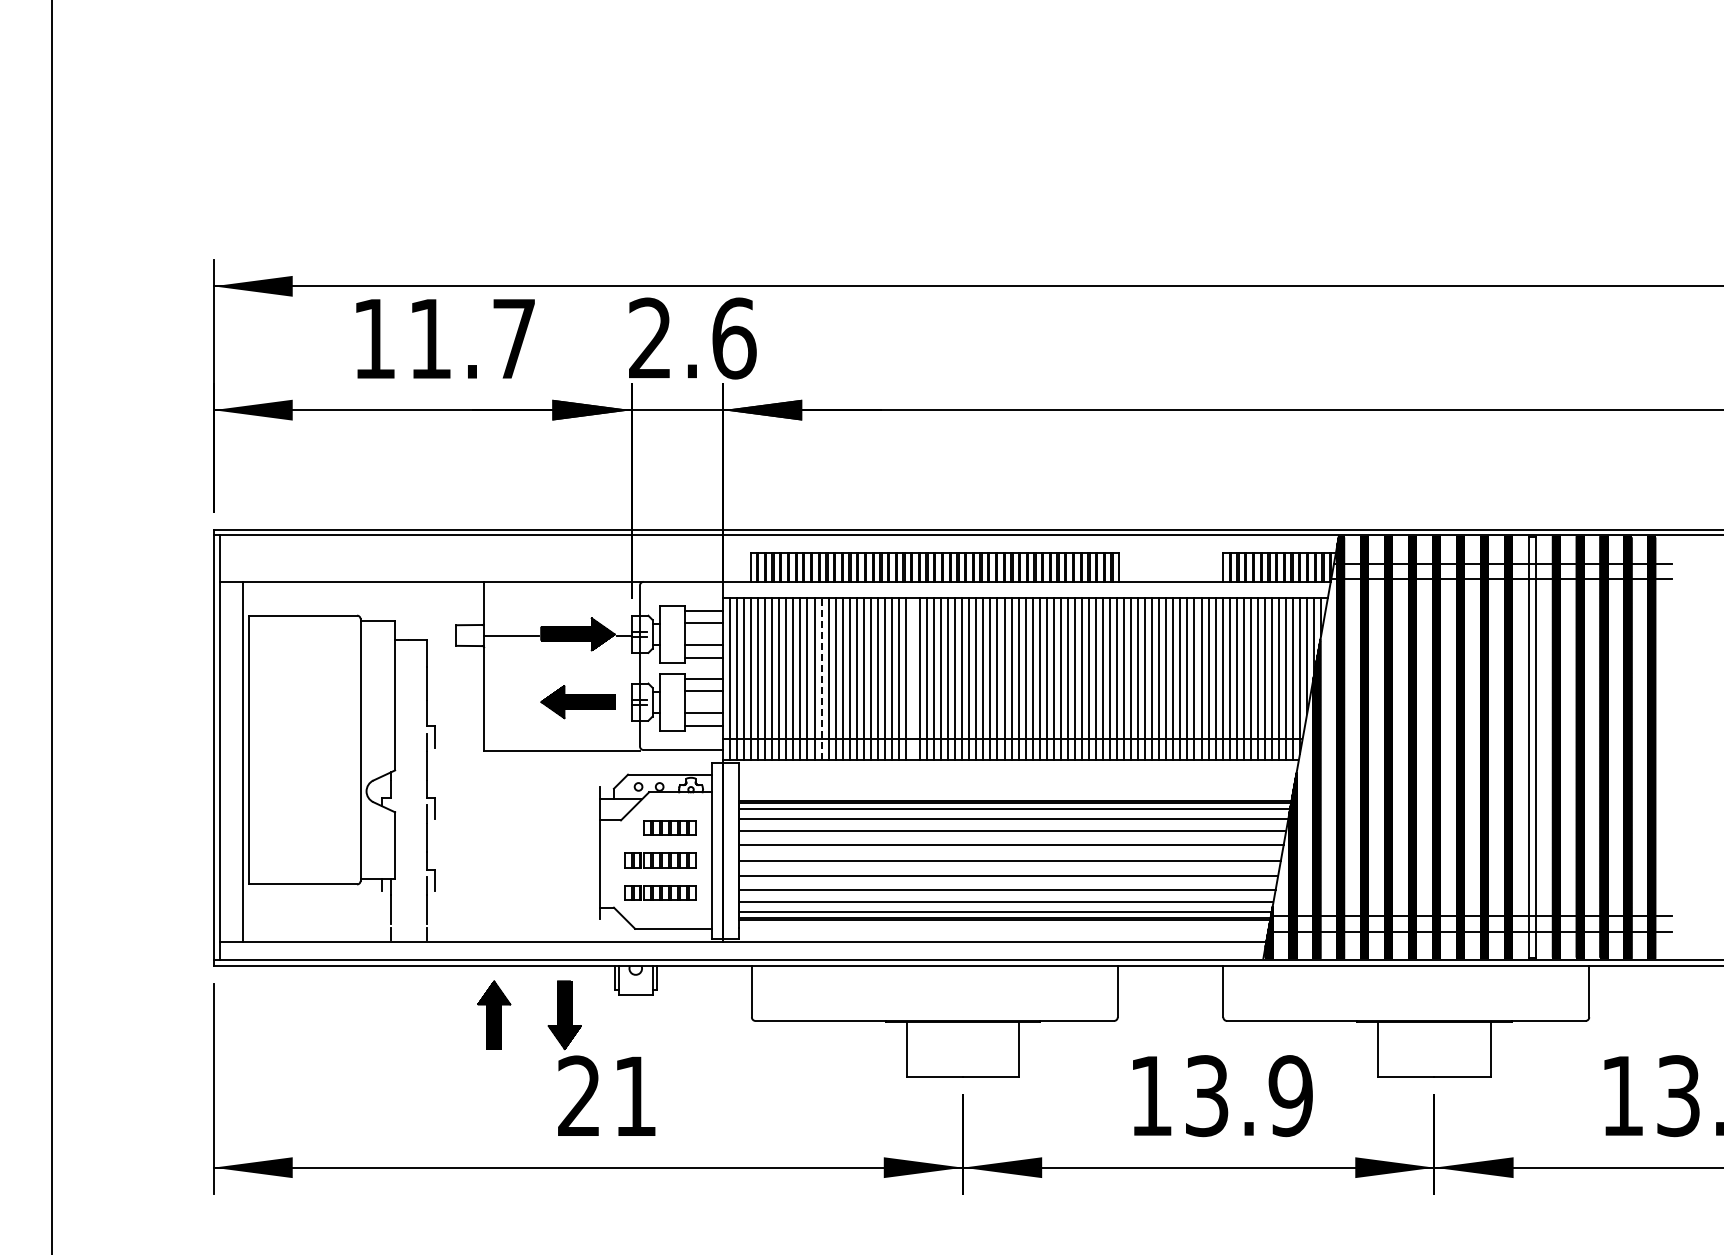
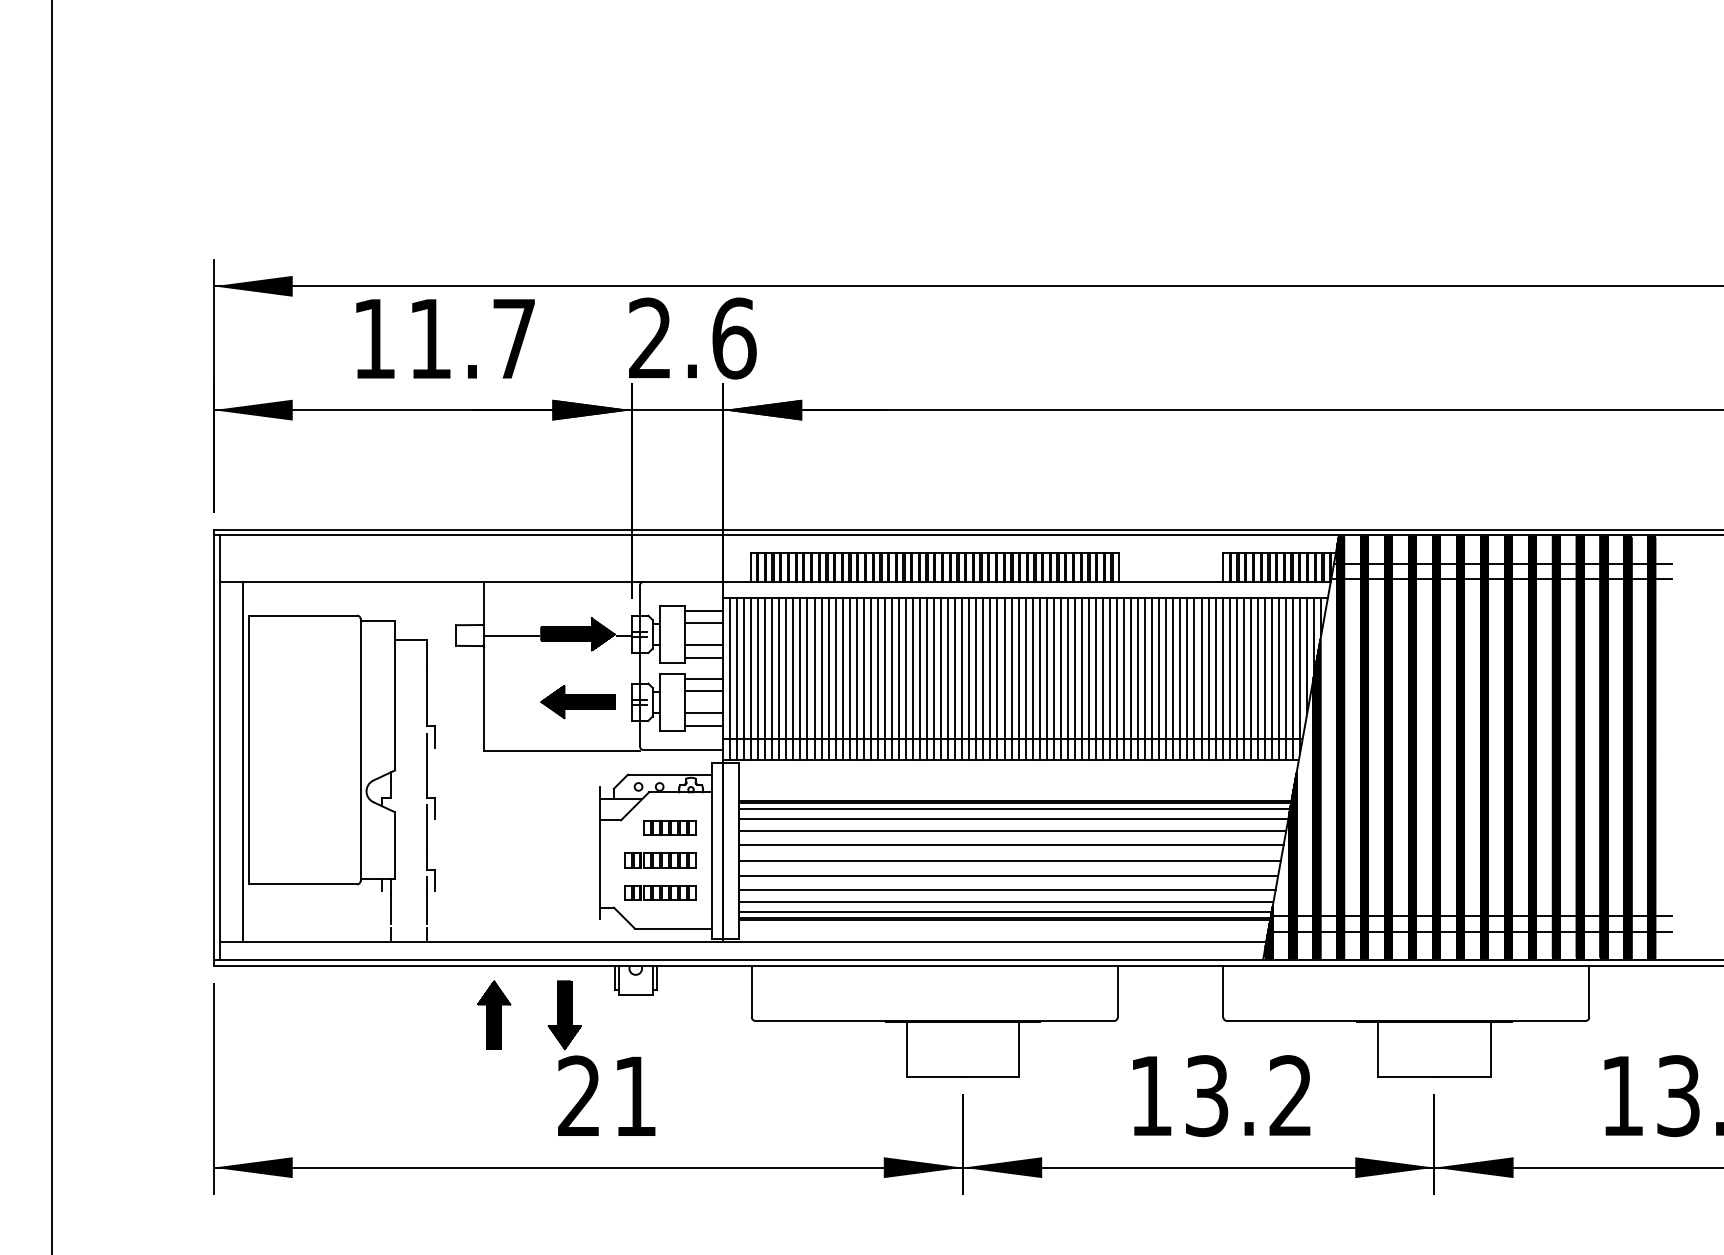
line: dashed -> solid (821, 678)
line: none -> present (913, 678)
hatch: none -> present (1531, 747)
text: 13.9 -> 13.2 (1290, 1096)
